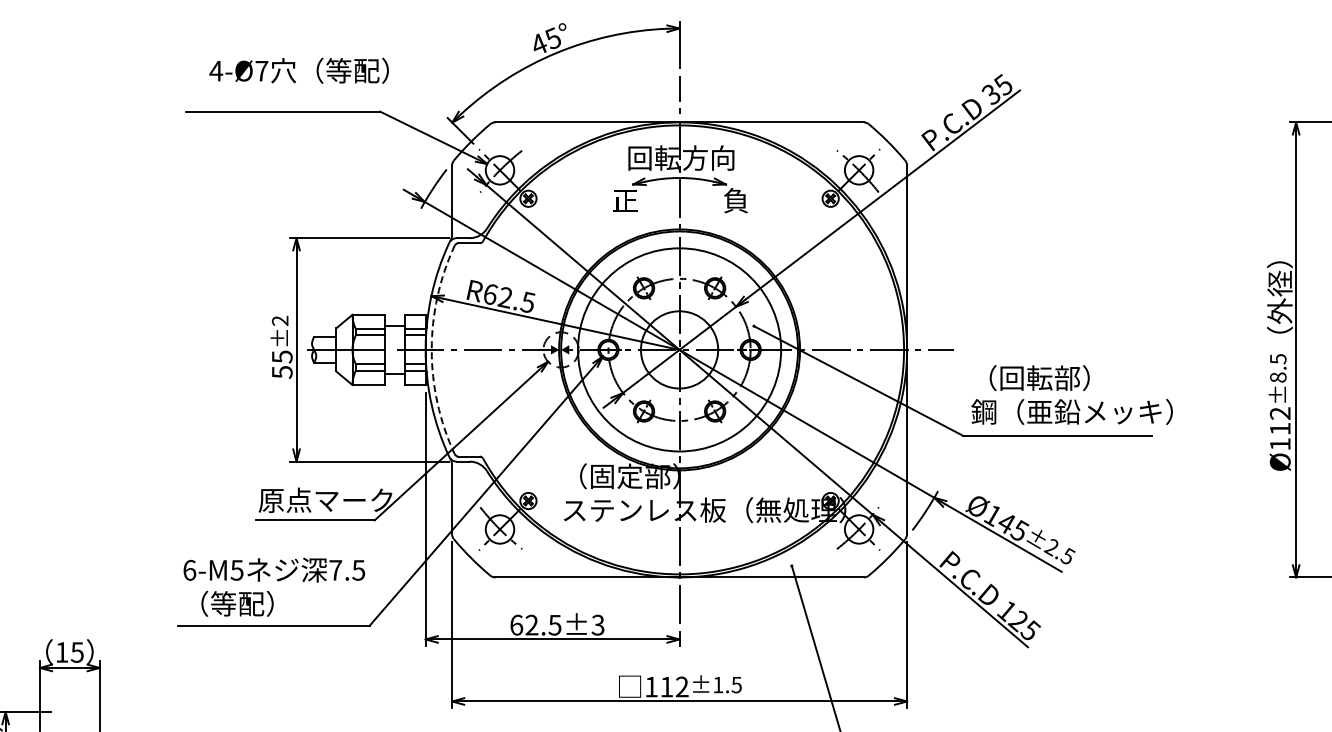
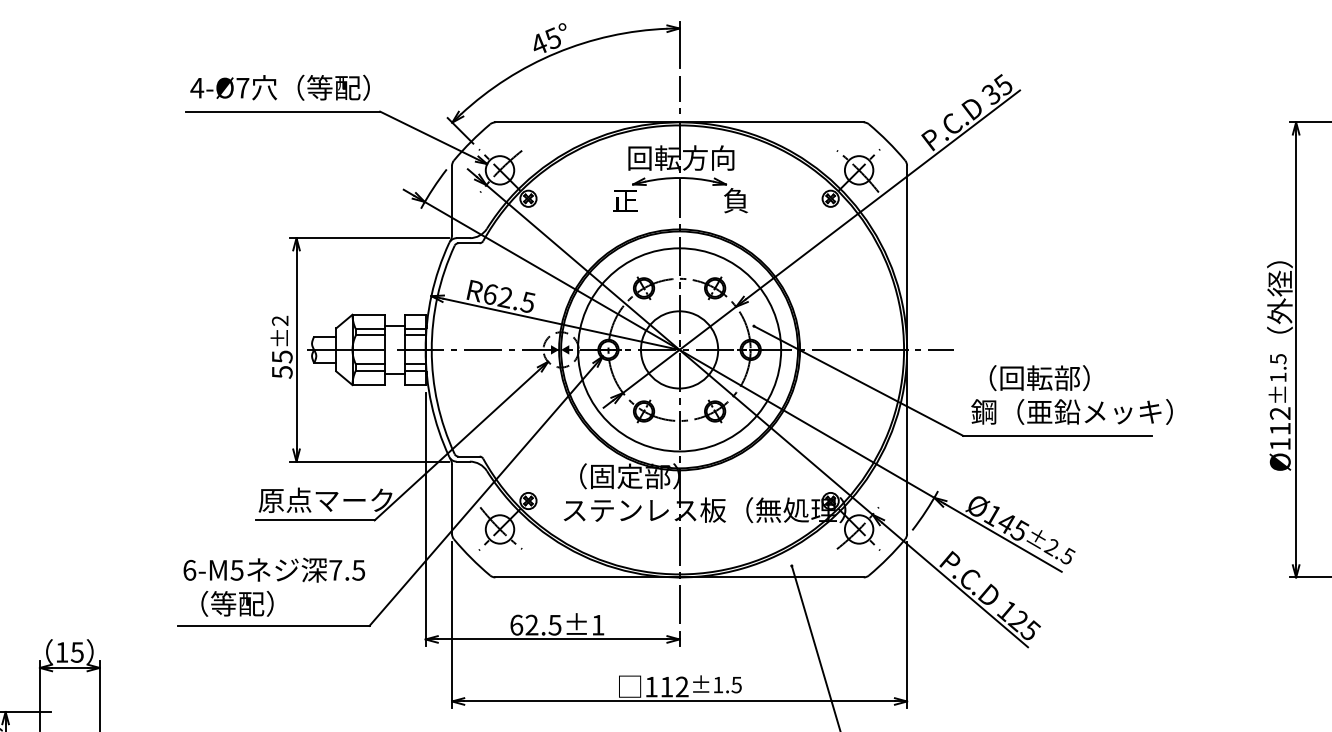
text position: (298, 70) -> (279, 87) (279, 87)
arc: dashed -> solid (431, 349)
text: ±8.5 -> ±1.5 (1278, 377)
text: 62.5±3 -> 62.5±1 (597, 624)
